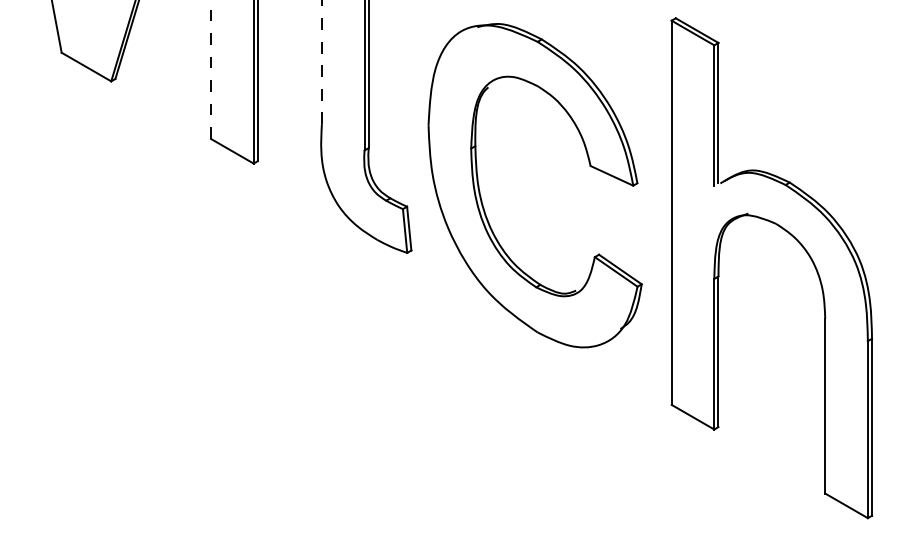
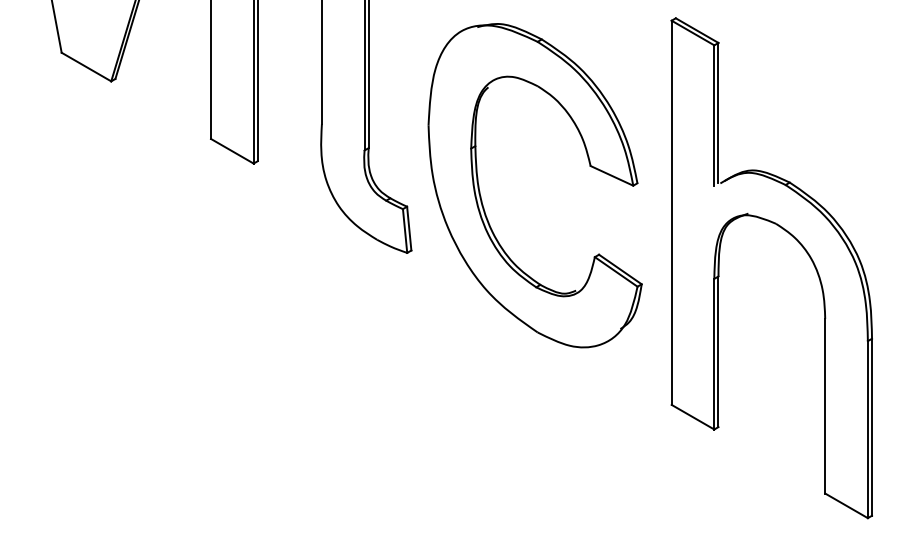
line: dashed -> solid (321, 62)
line: dashed -> solid (211, 69)
